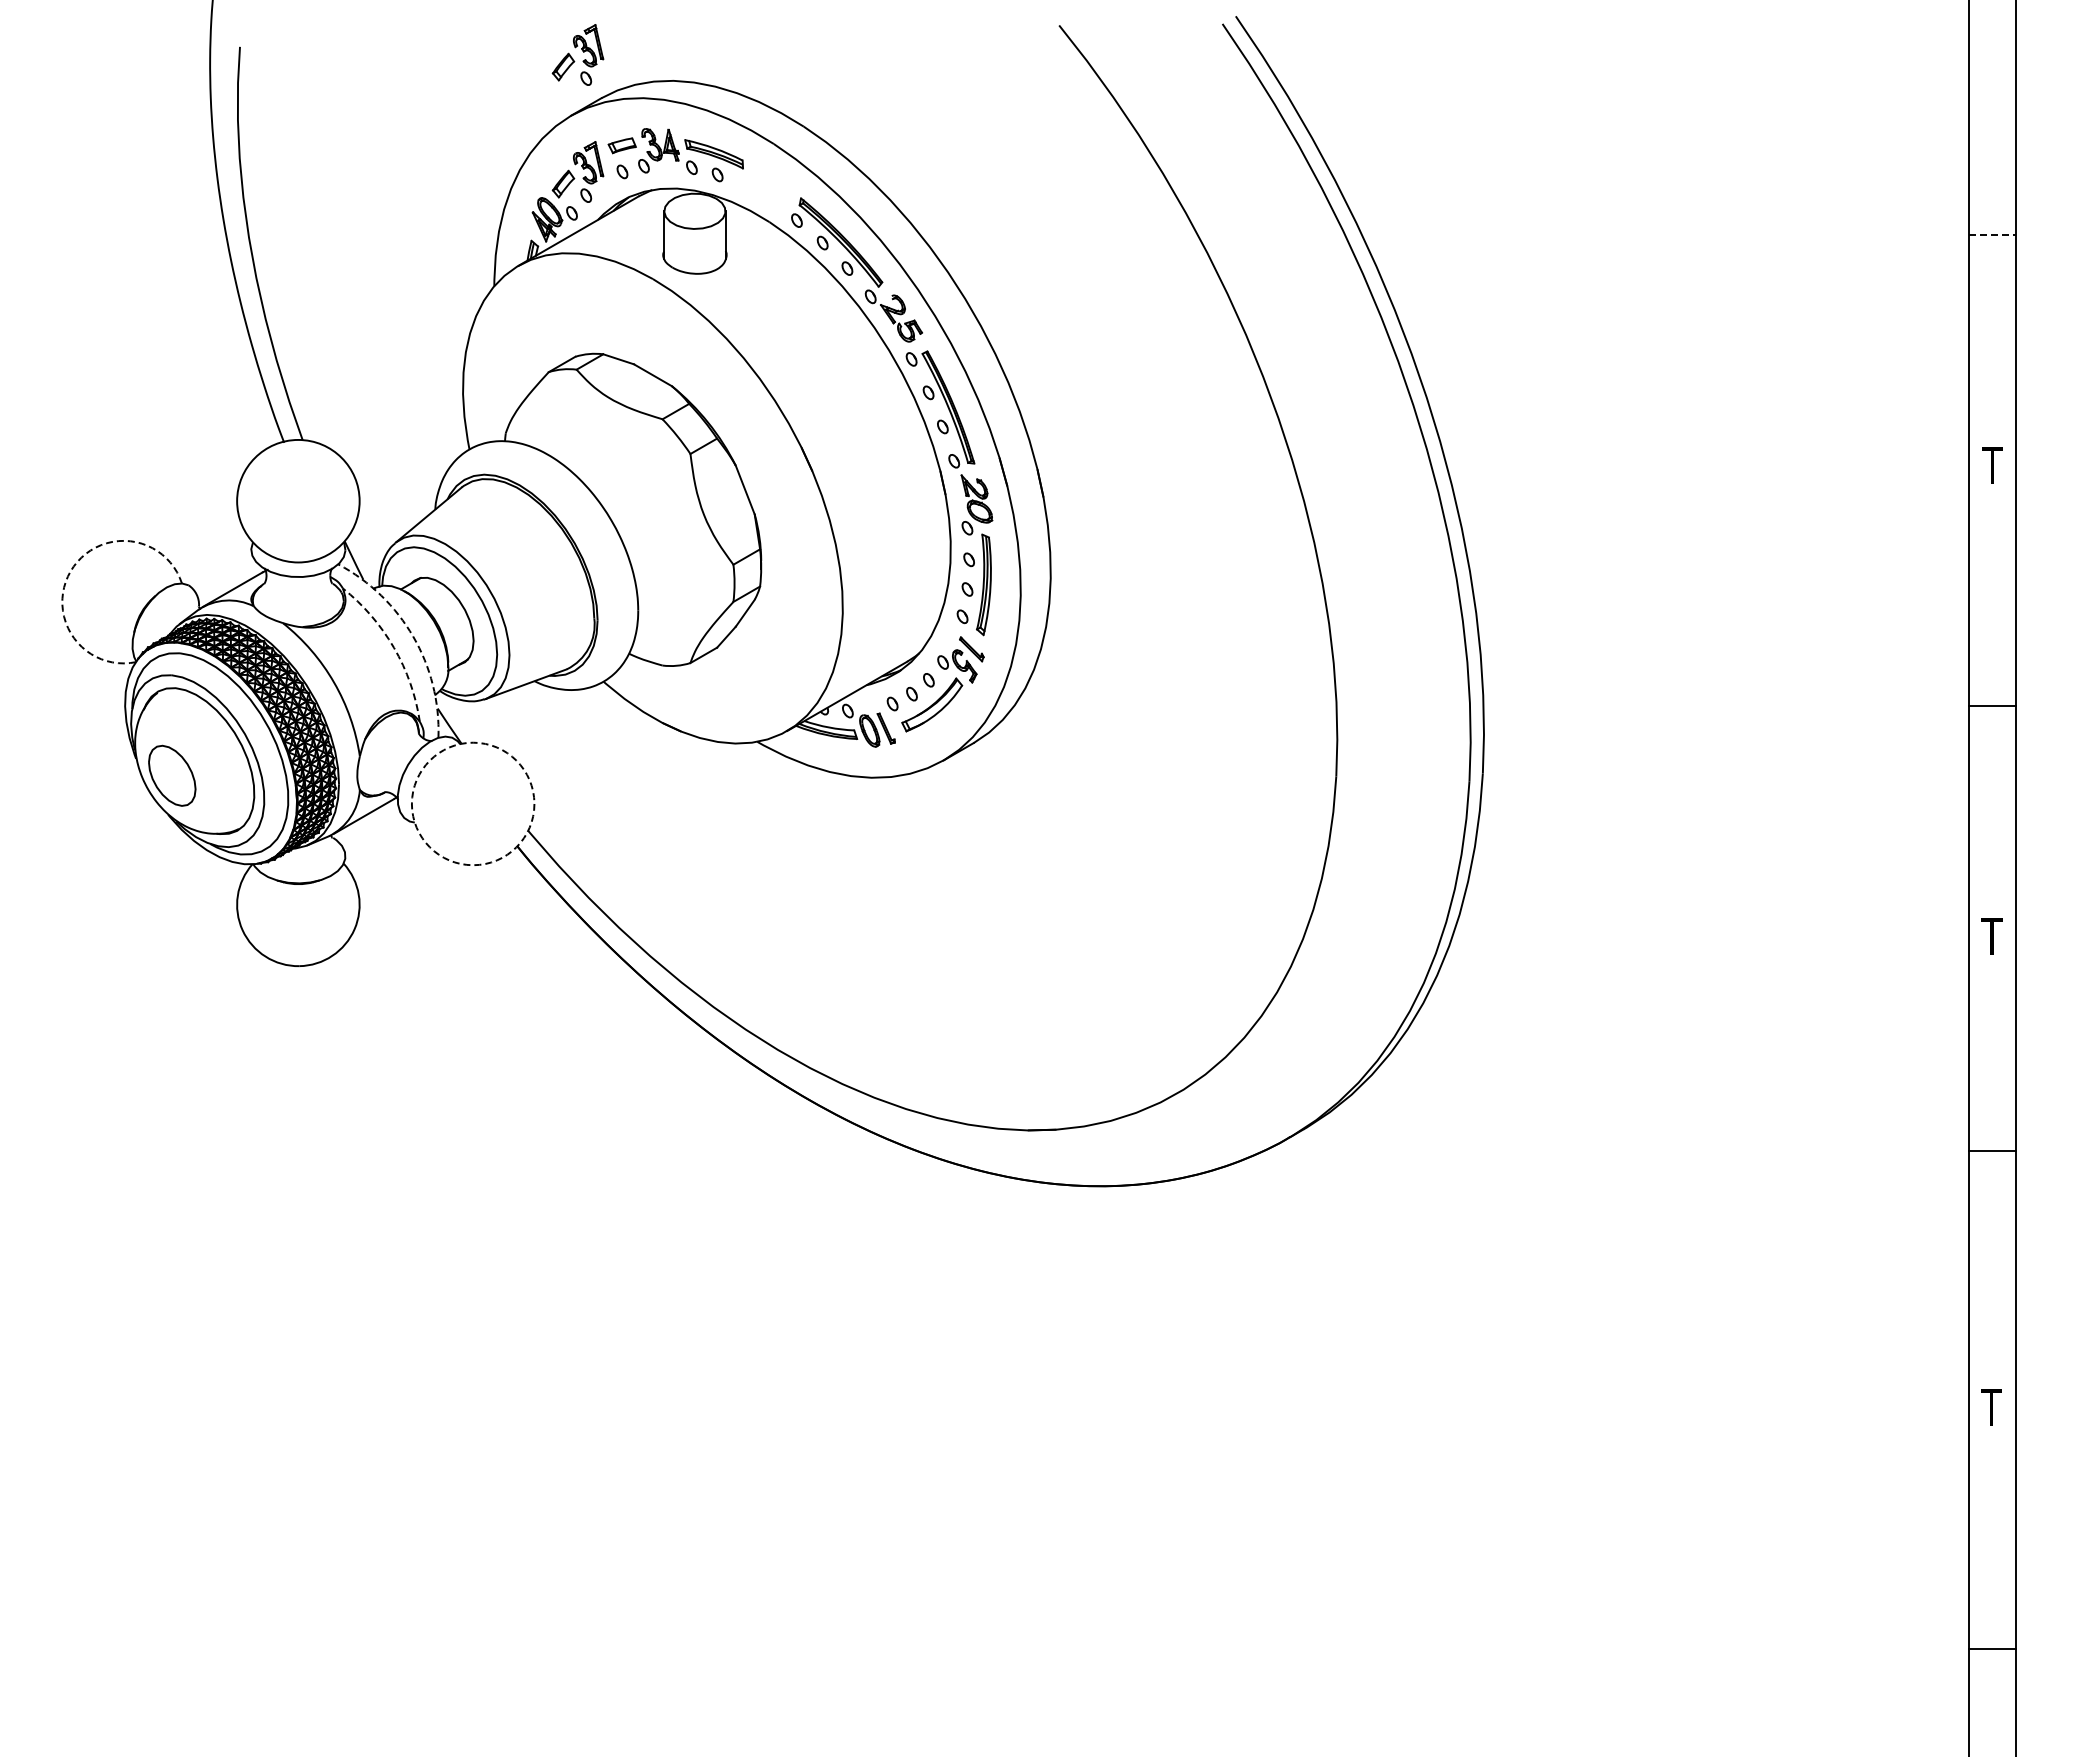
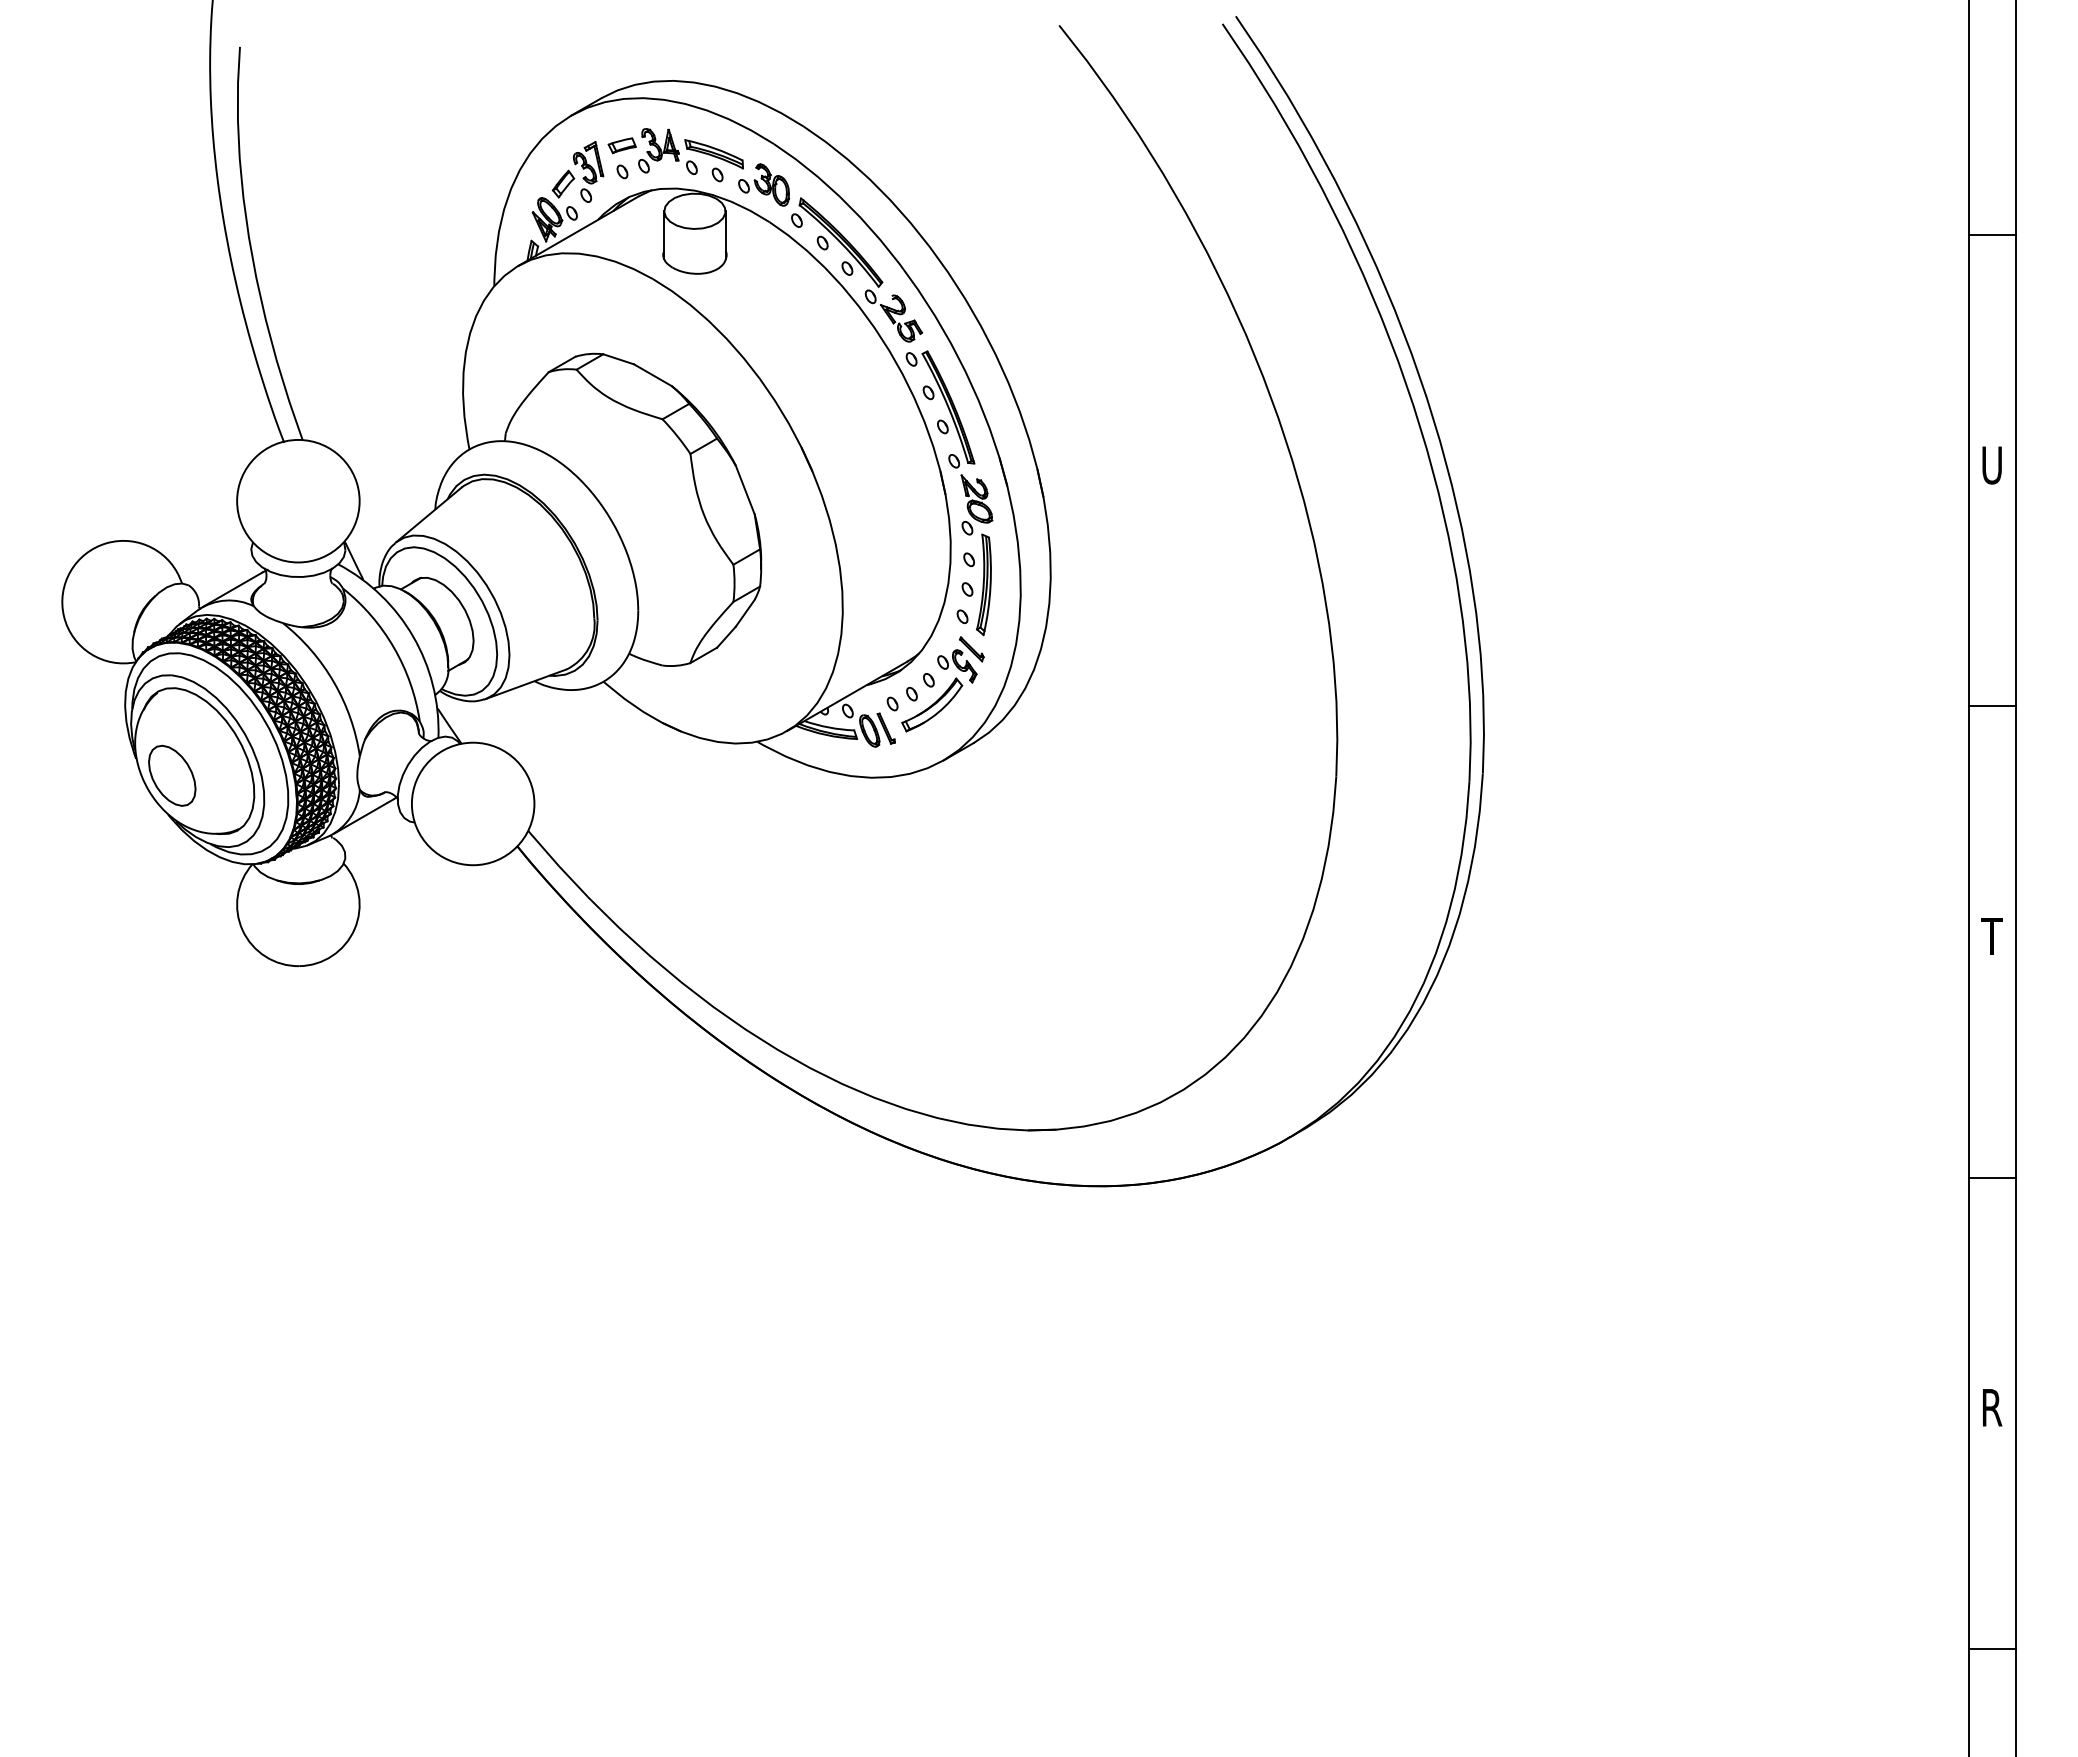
part: present -> none (577, 54)
part: none -> present (764, 184)
line: dashed -> solid (1992, 235)
text: T -> U (1992, 465)
arc: dashed -> solid (70, 571)
arc: dashed -> solid (413, 636)
arc: dashed -> solid (394, 647)
circle: dashed -> solid (472, 803)
line position: (1991, 1150) -> (1991, 1177) (1991, 1177)
text: T -> R (1991, 1407)
